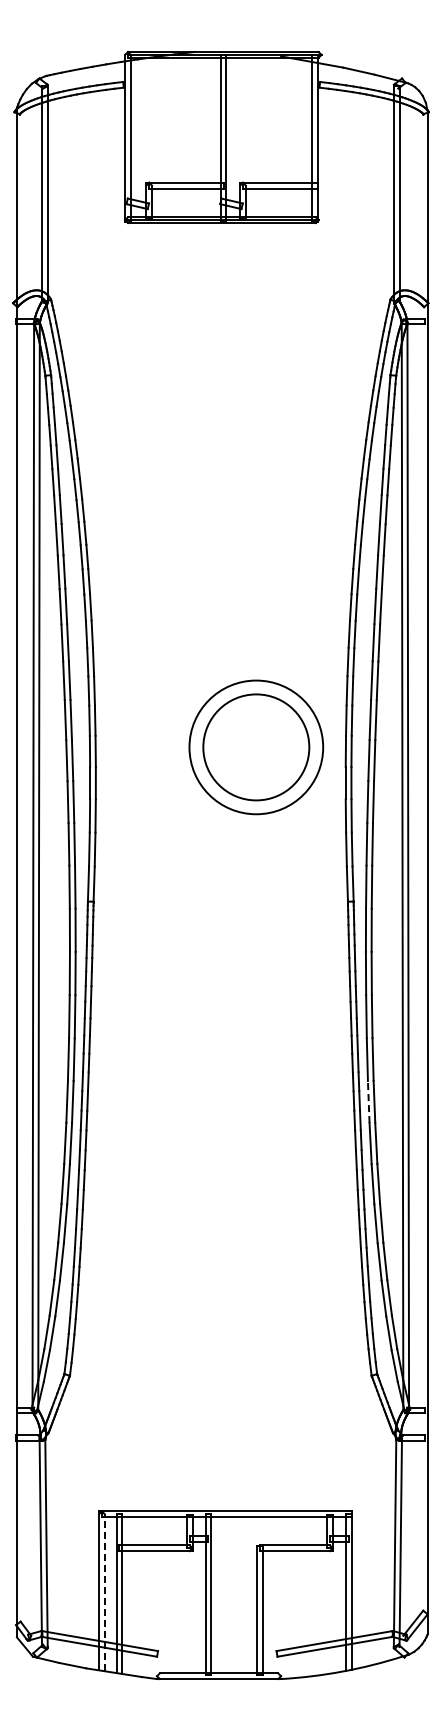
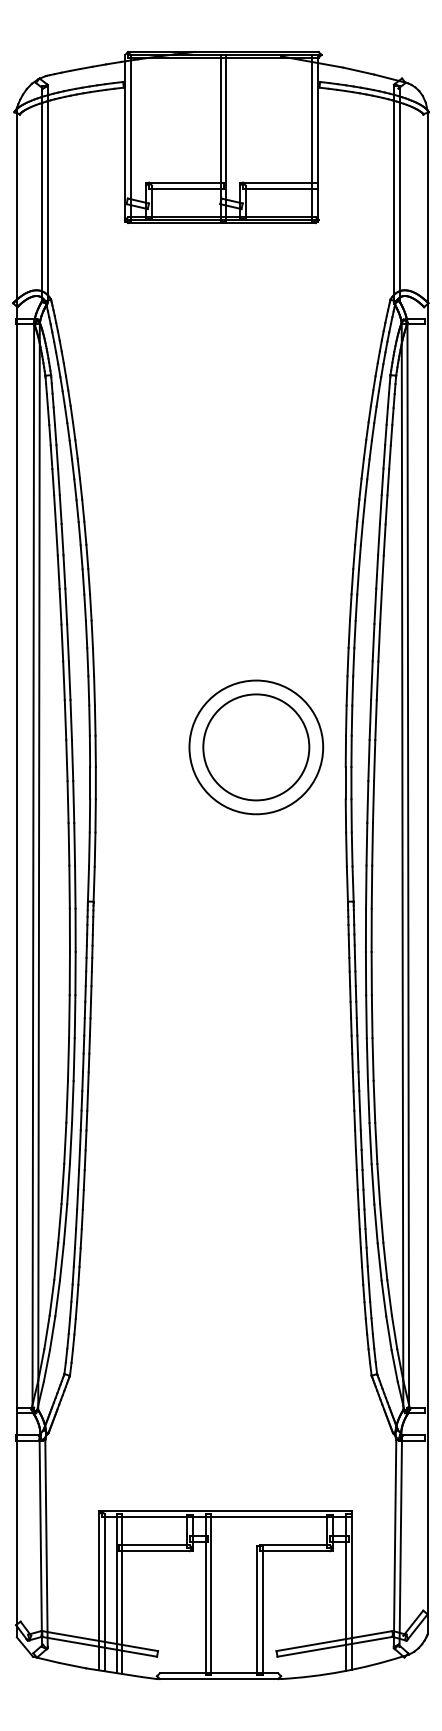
line: dashed -> solid (368, 1101)
line: dashed -> solid (104, 1592)
